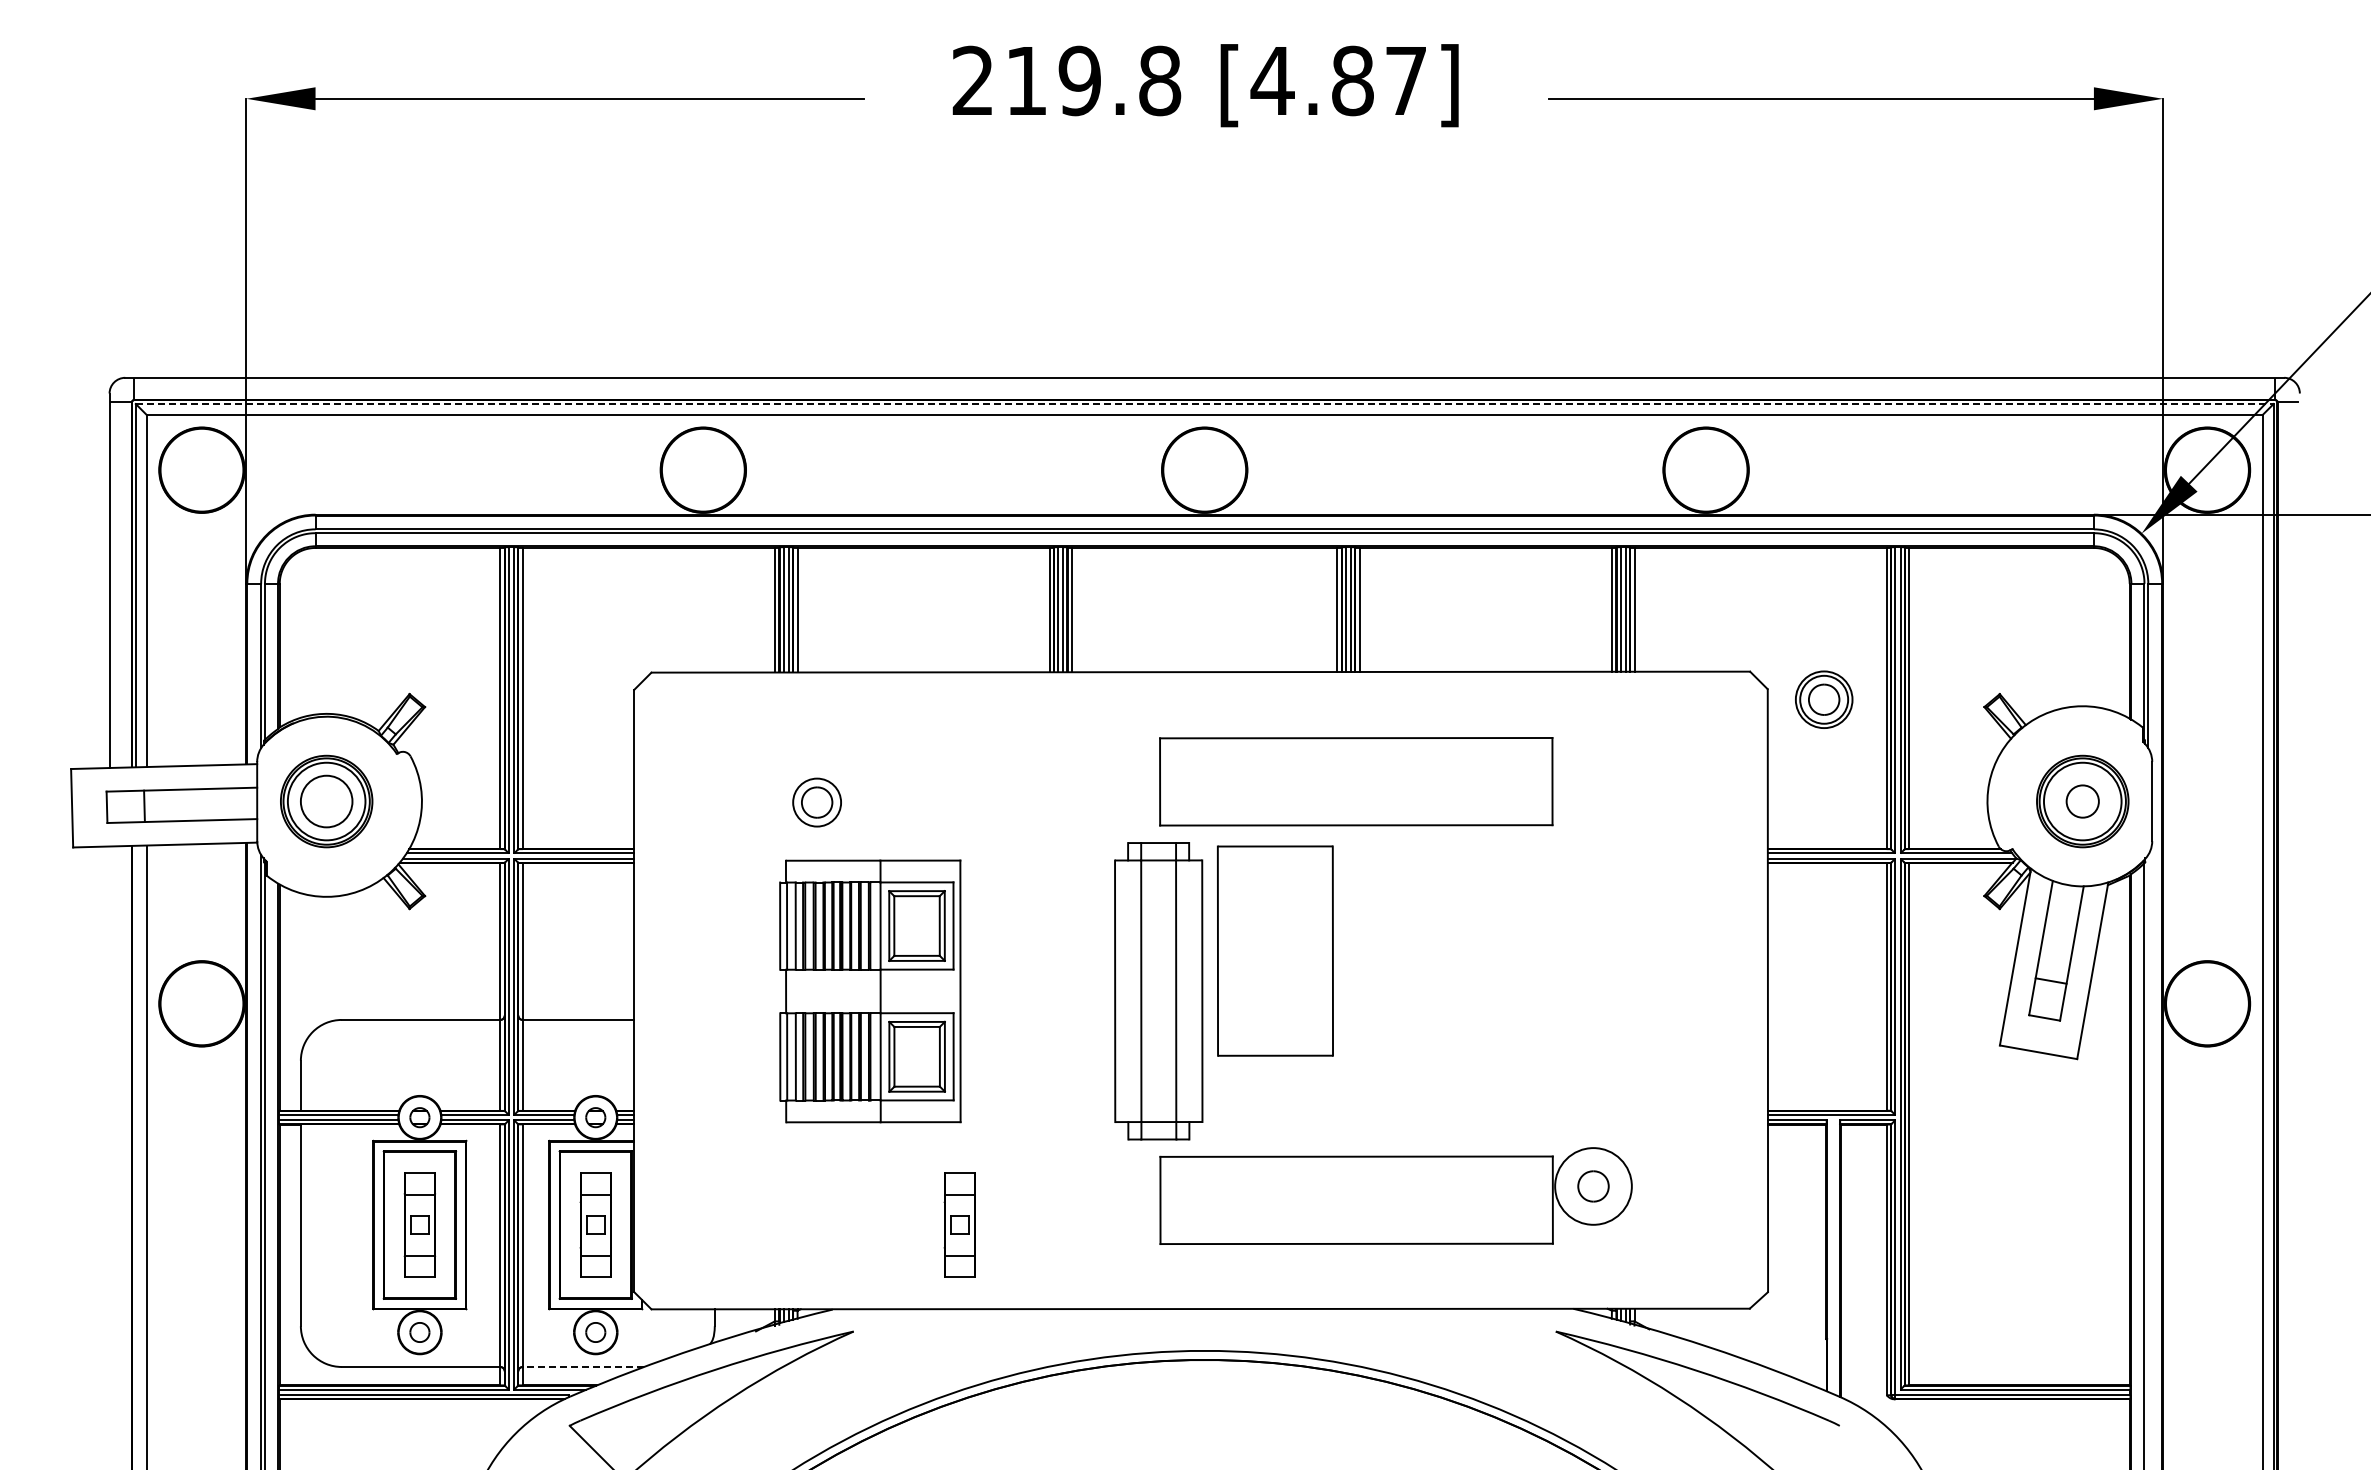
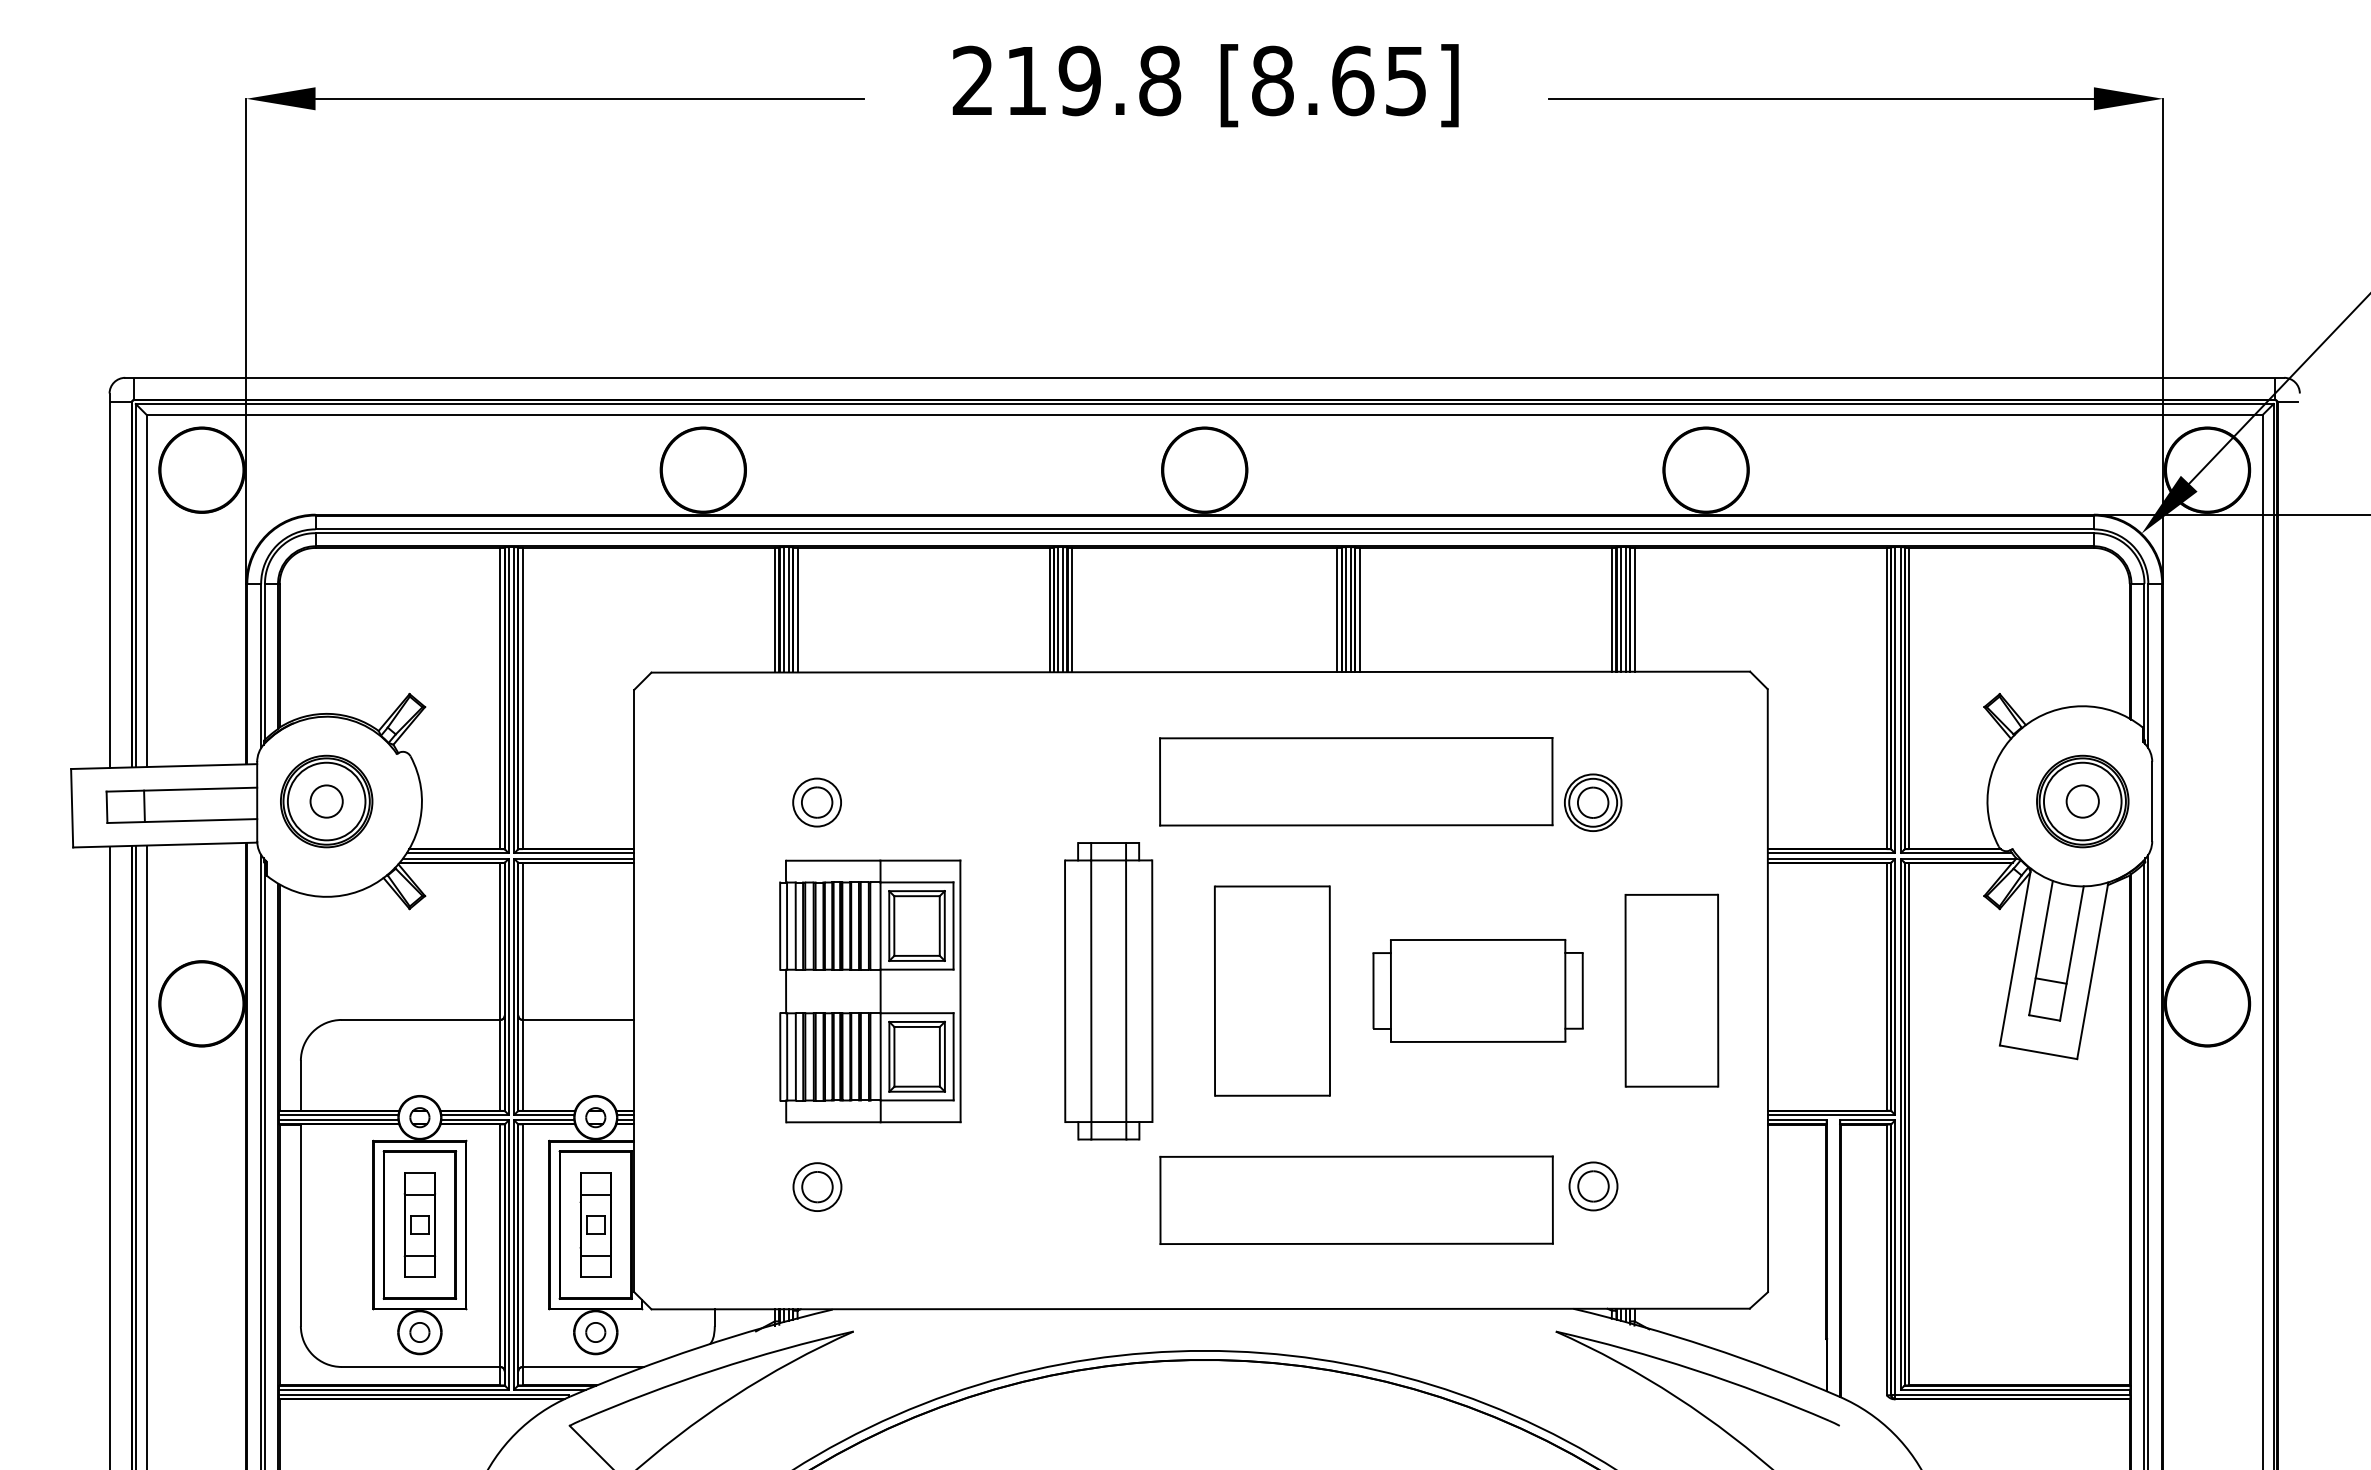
text: [4.87] -> [8.65] (1337, 80)
line: dashed -> solid (1204, 404)
part position: (1824, 699) -> (1593, 802) (1593, 802)
circle diameter: 52 px -> 32 px (326, 801)
part position: (1275, 950) -> (1272, 990) (1272, 990)
part: none -> present (1477, 990)
part: none -> present (1671, 990)
part position: (1158, 991) -> (1108, 991) (1108, 991)
line: none -> present (135, 1155)
line: none -> present (109, 1156)
line: none -> present (2148, 1160)
part: none -> present (817, 1186)
circle diameter: 77 px -> 48 px (1593, 1186)
part: present -> none (959, 1224)
line: dashed -> solid (583, 1366)
